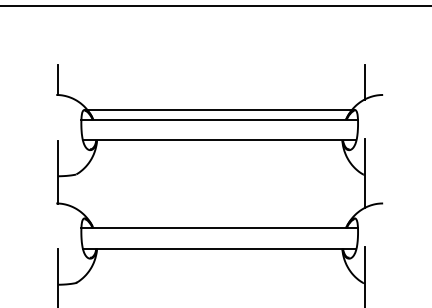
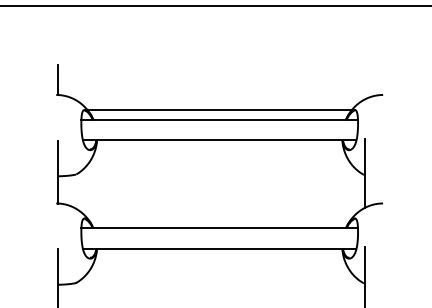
line: present -> none (364, 81)
